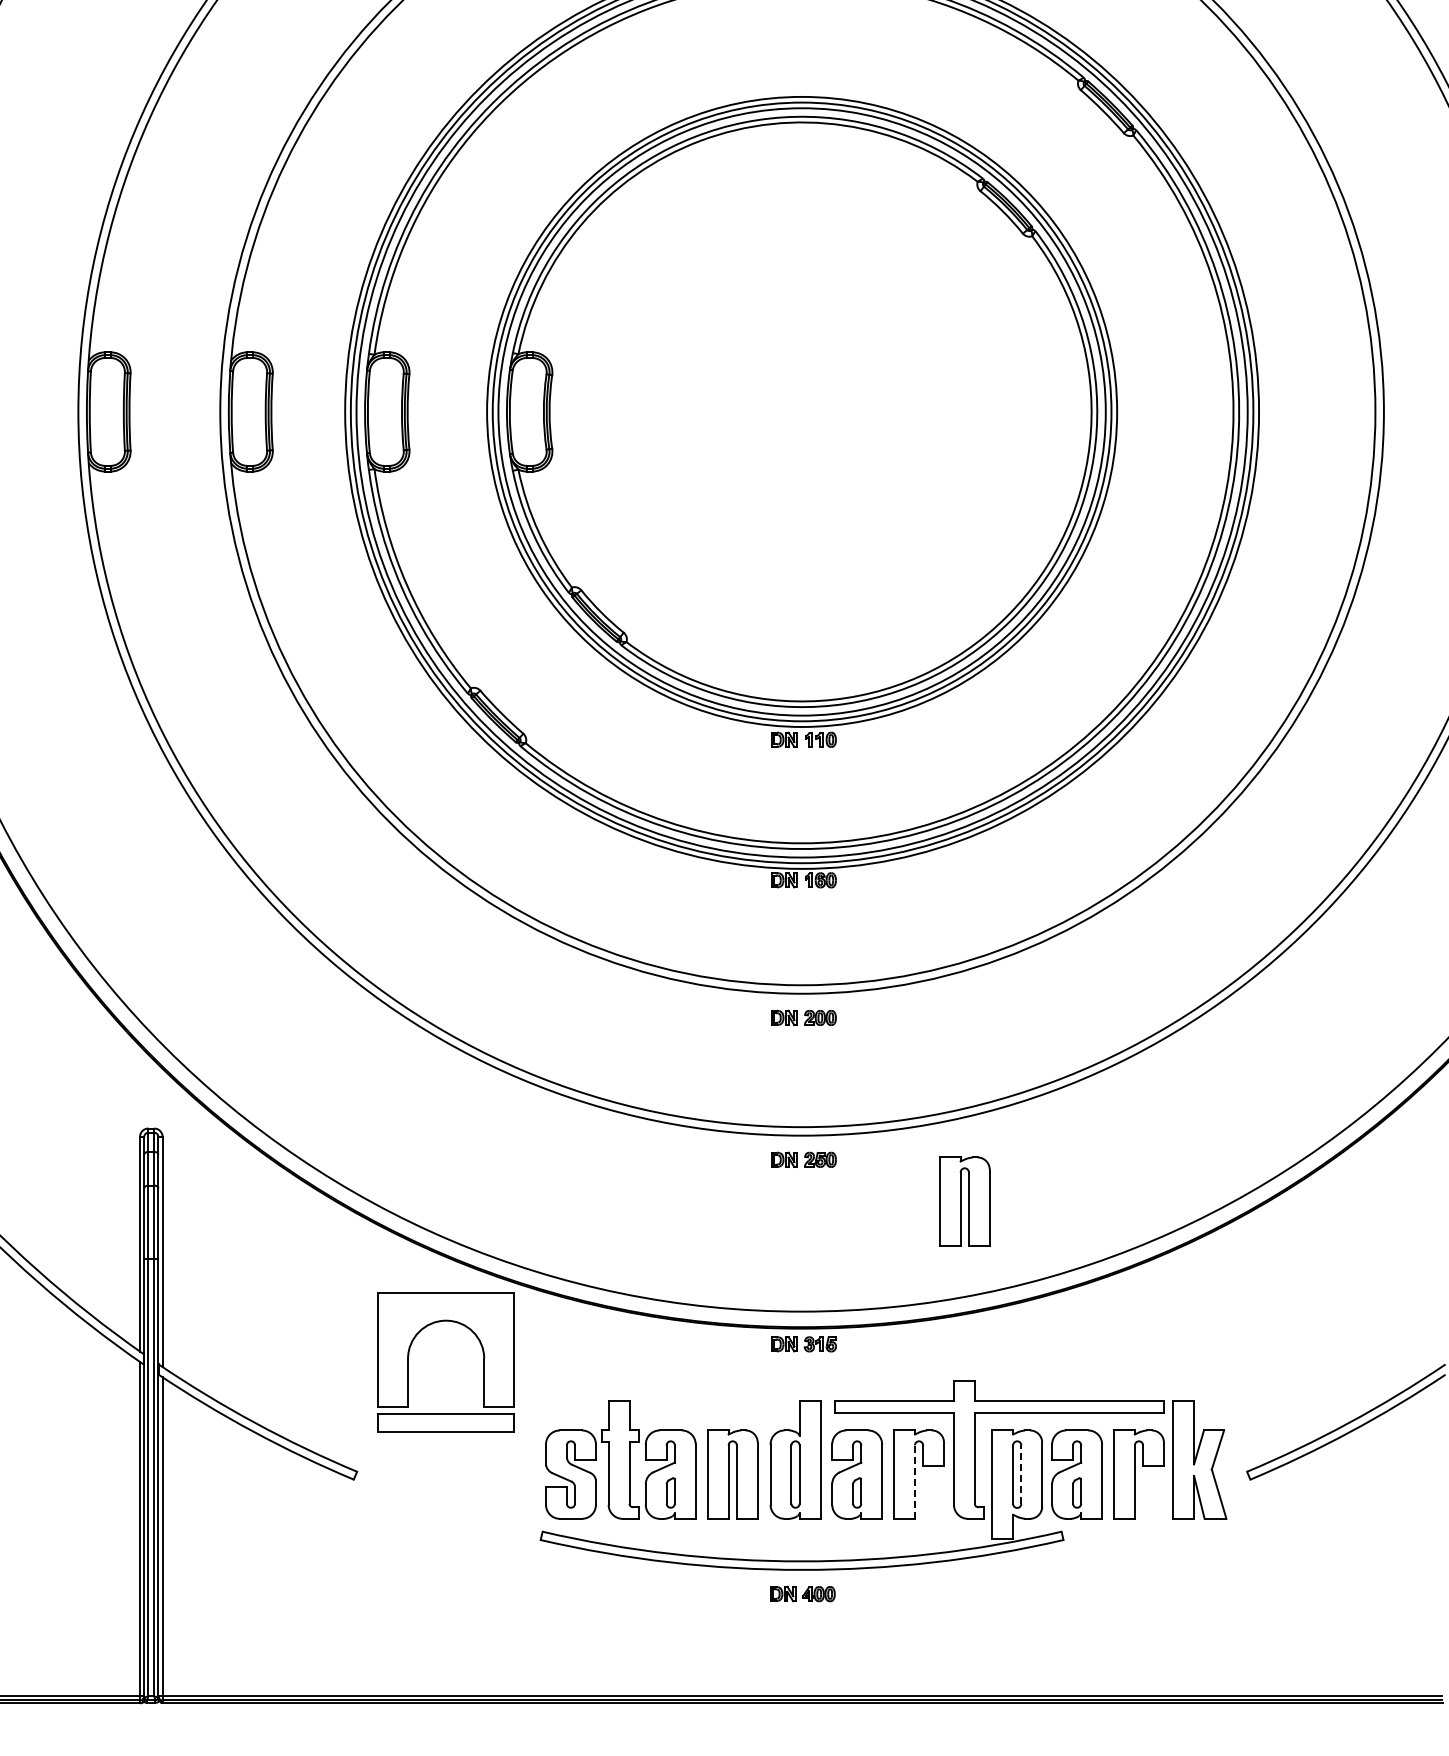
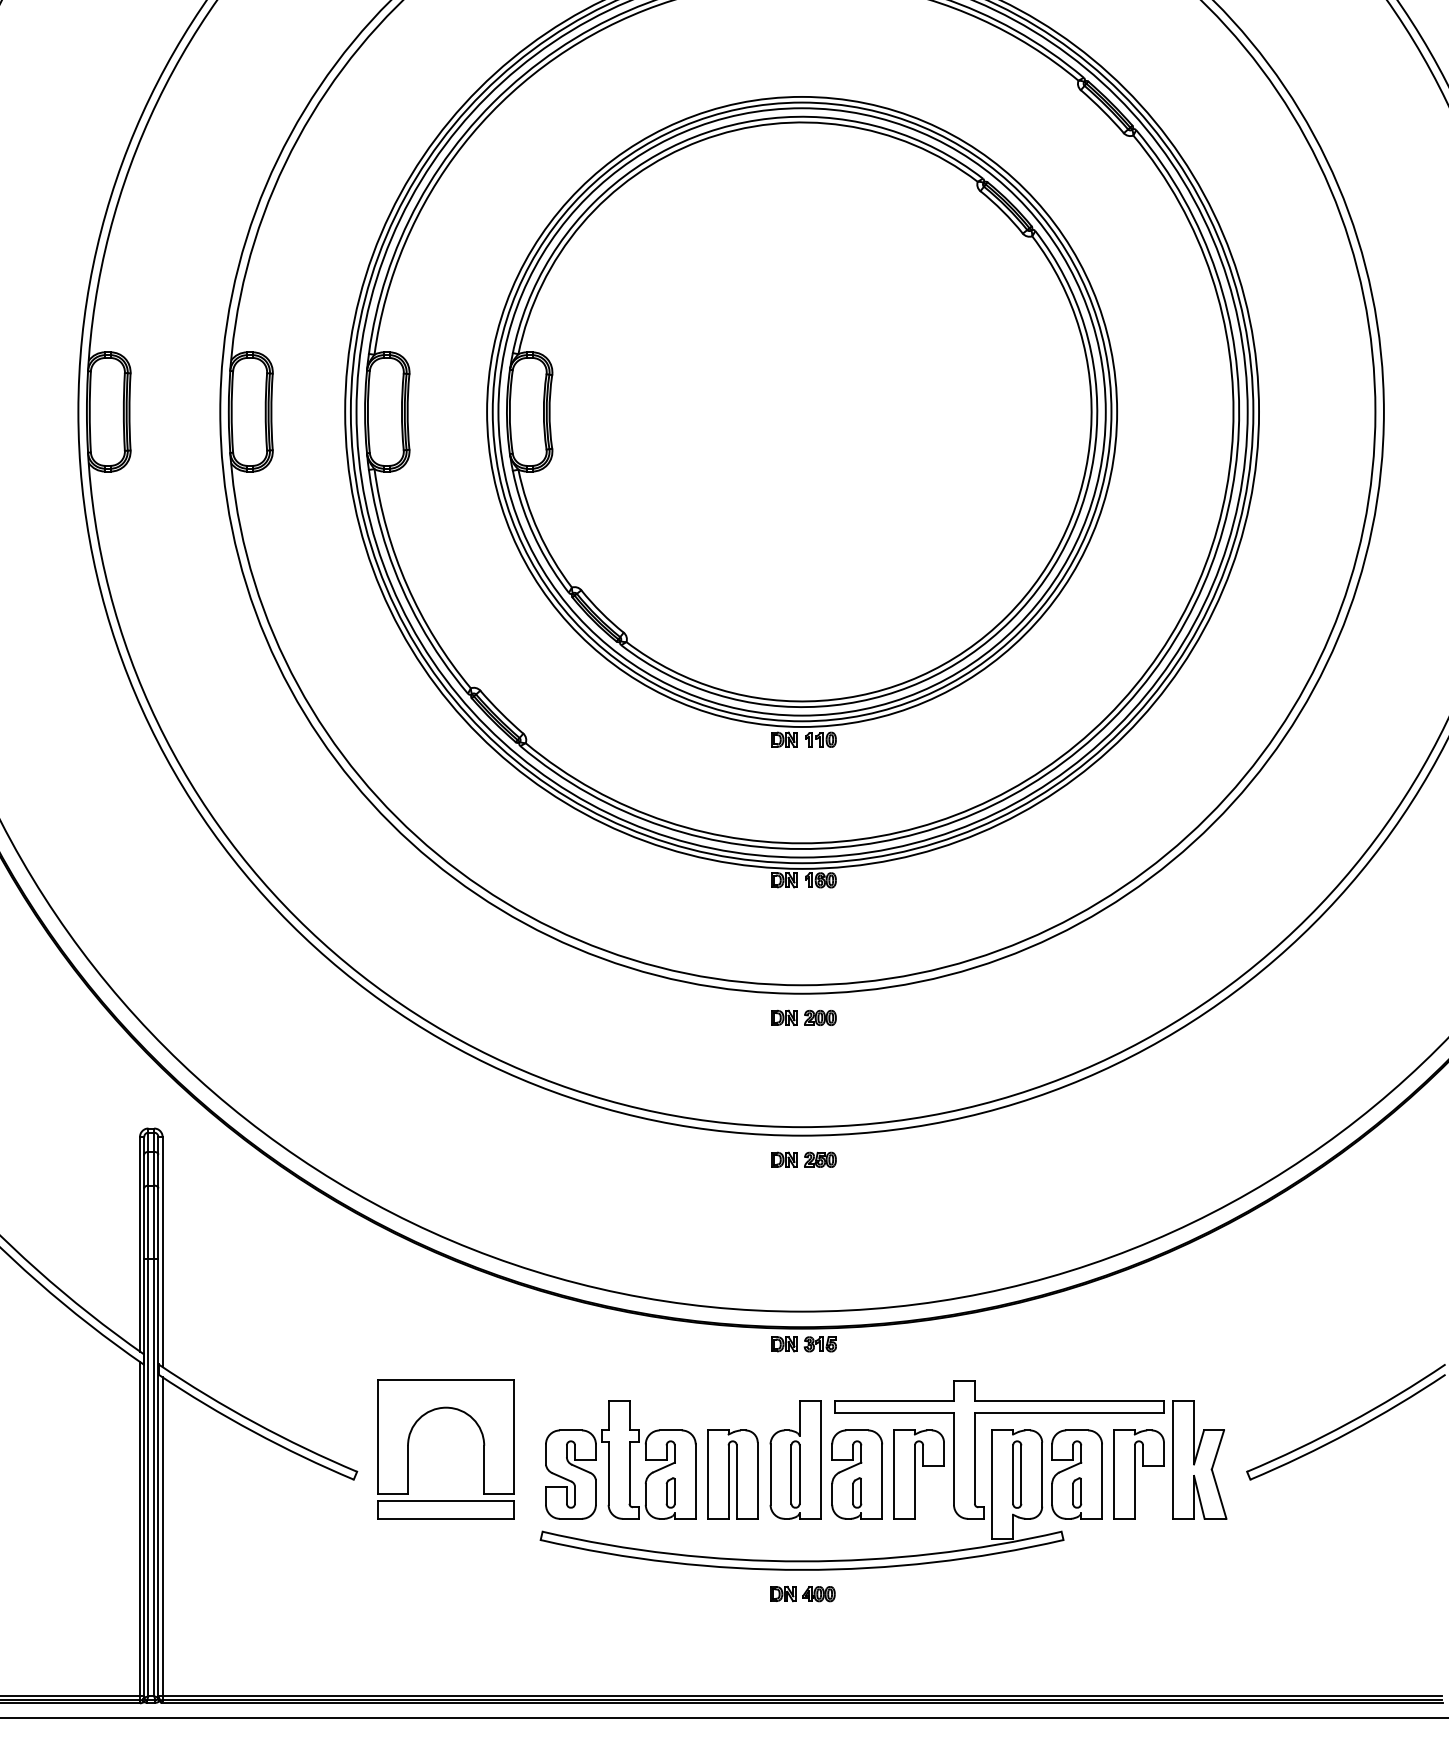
part: present -> none (964, 1201)
part position: (409, 1355) -> (409, 1442) (409, 1442)
line: dashed -> solid (1021, 1474)
line: dashed -> solid (914, 1482)
line: none -> present (723, 1717)
